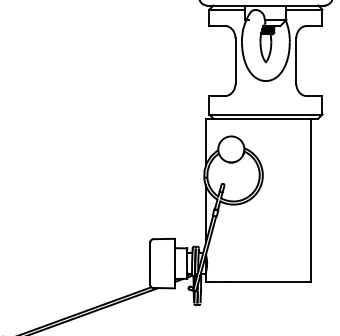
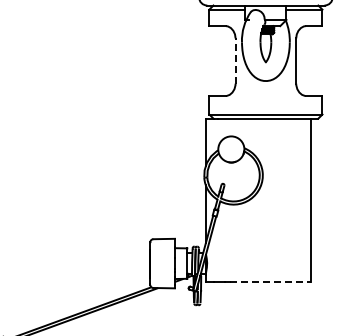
line: solid -> dashed (235, 61)
line: solid -> dashed (271, 282)
